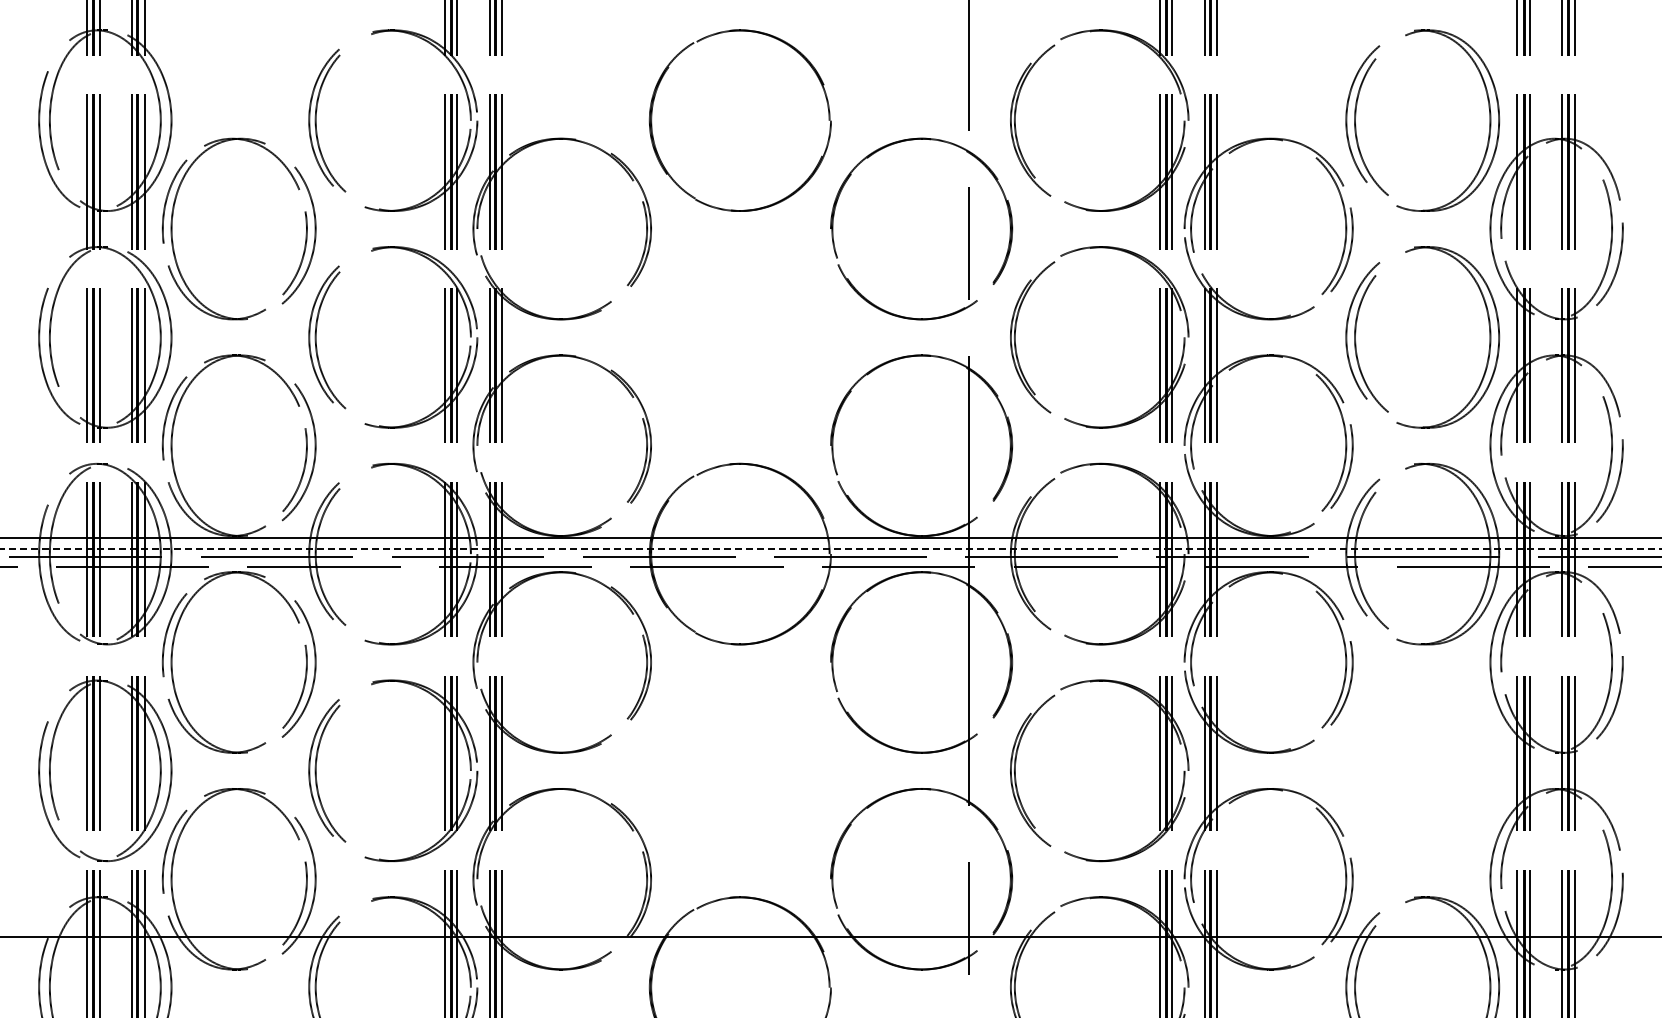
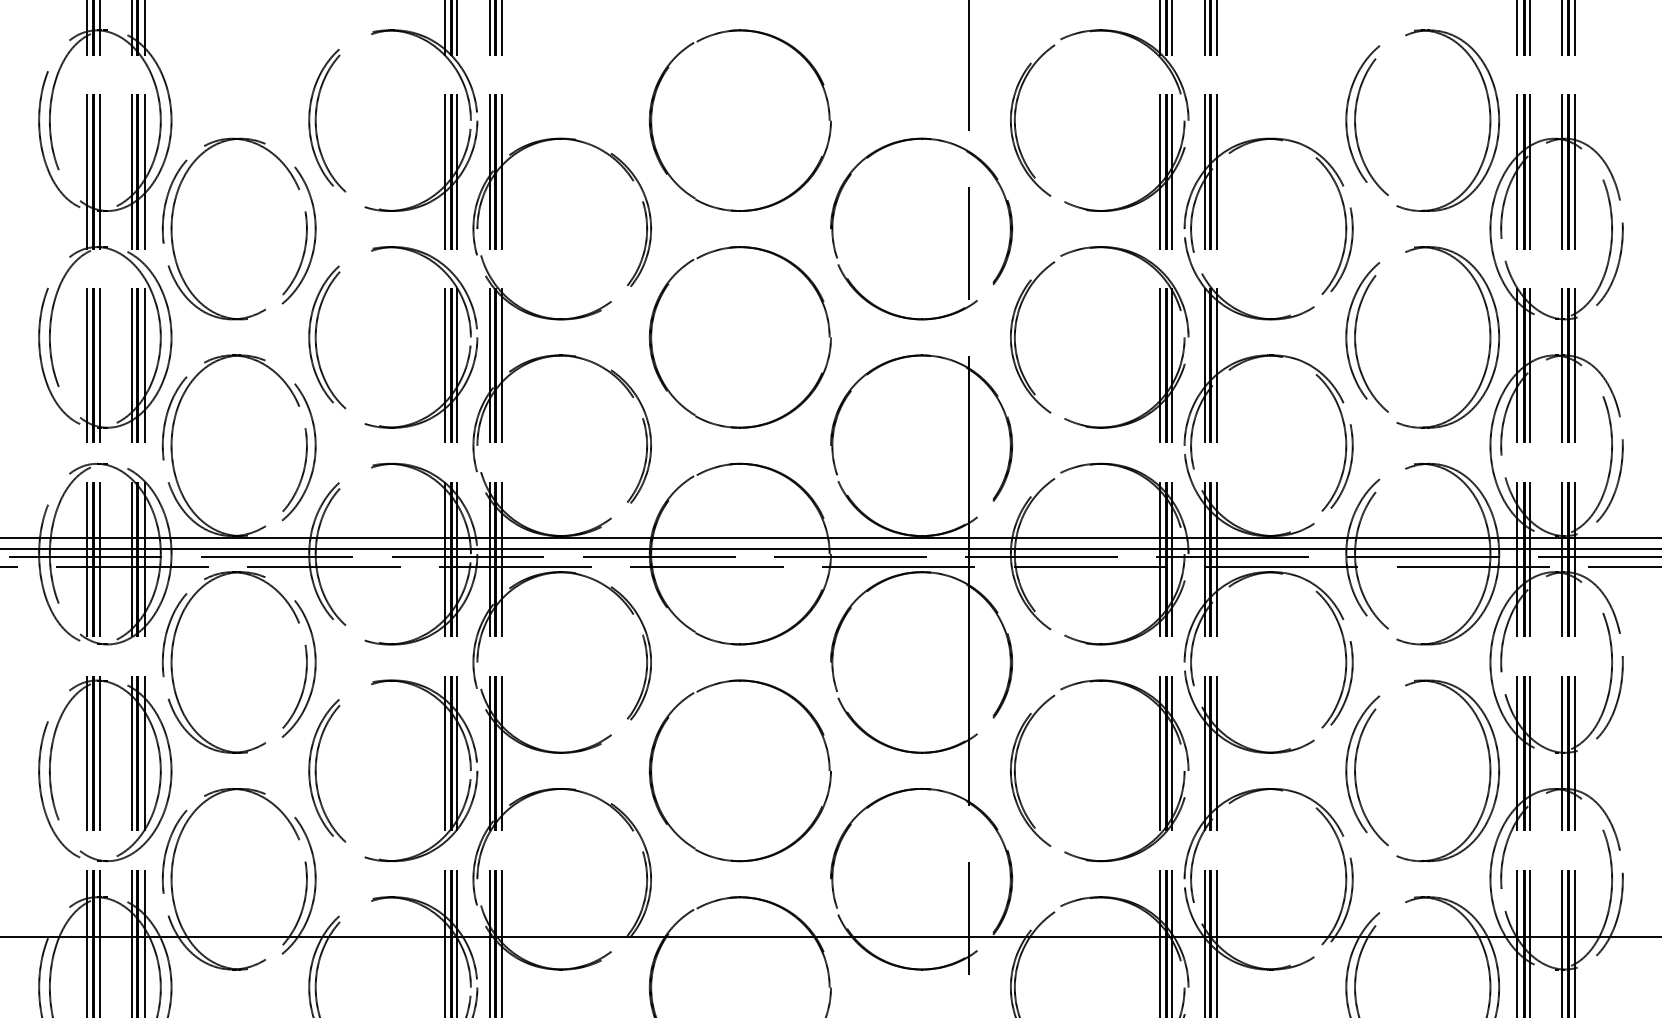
part: none -> present (652, 337)
line: dashed -> solid (831, 549)
part: none -> present (1356, 766)
part: none -> present (652, 770)
